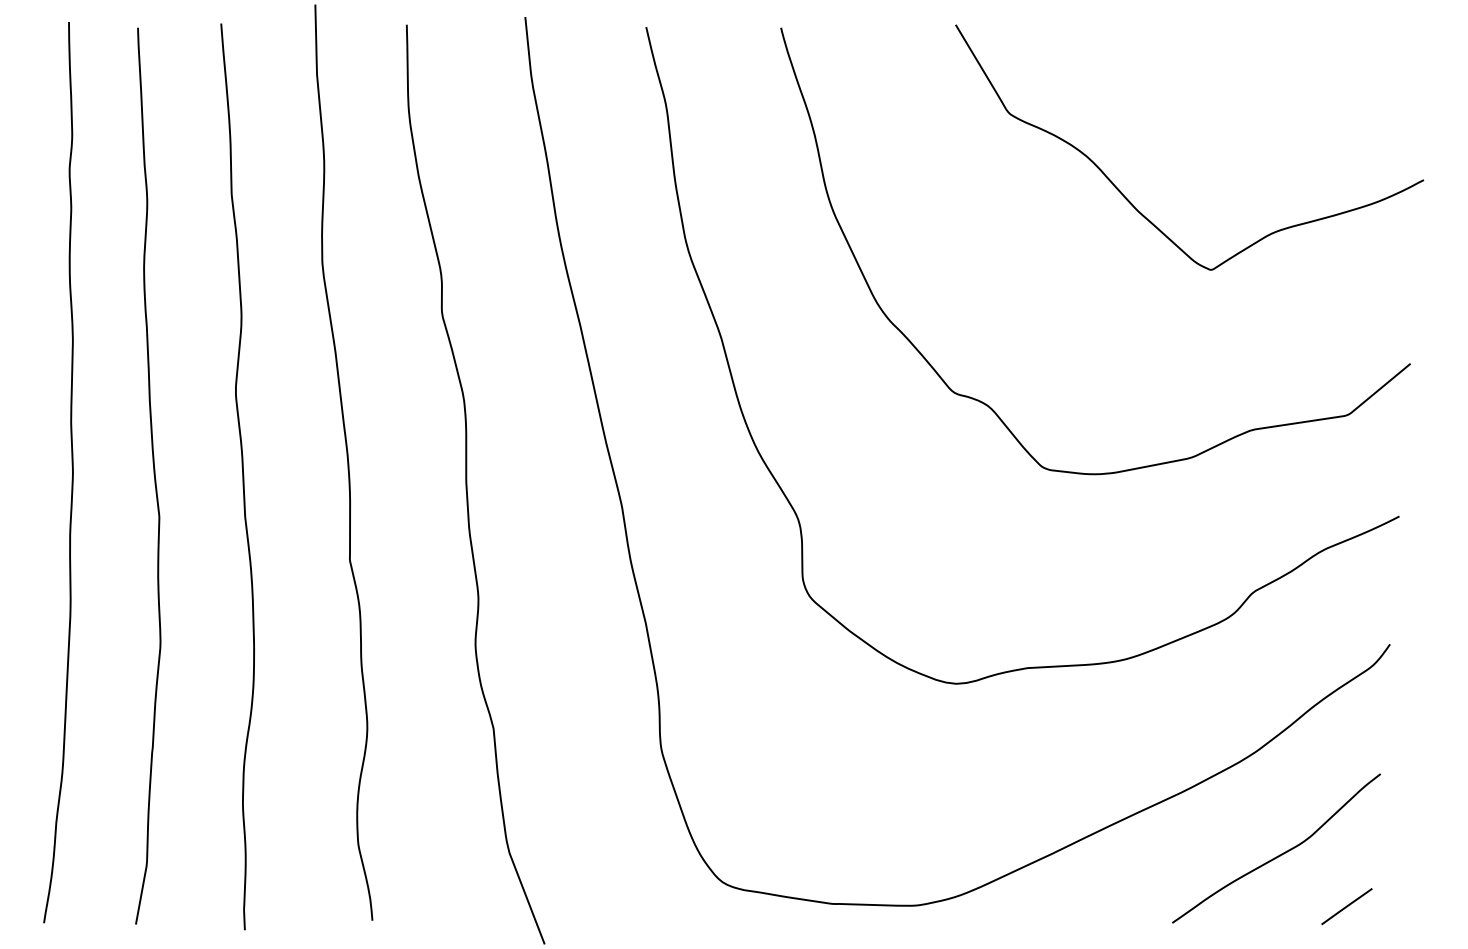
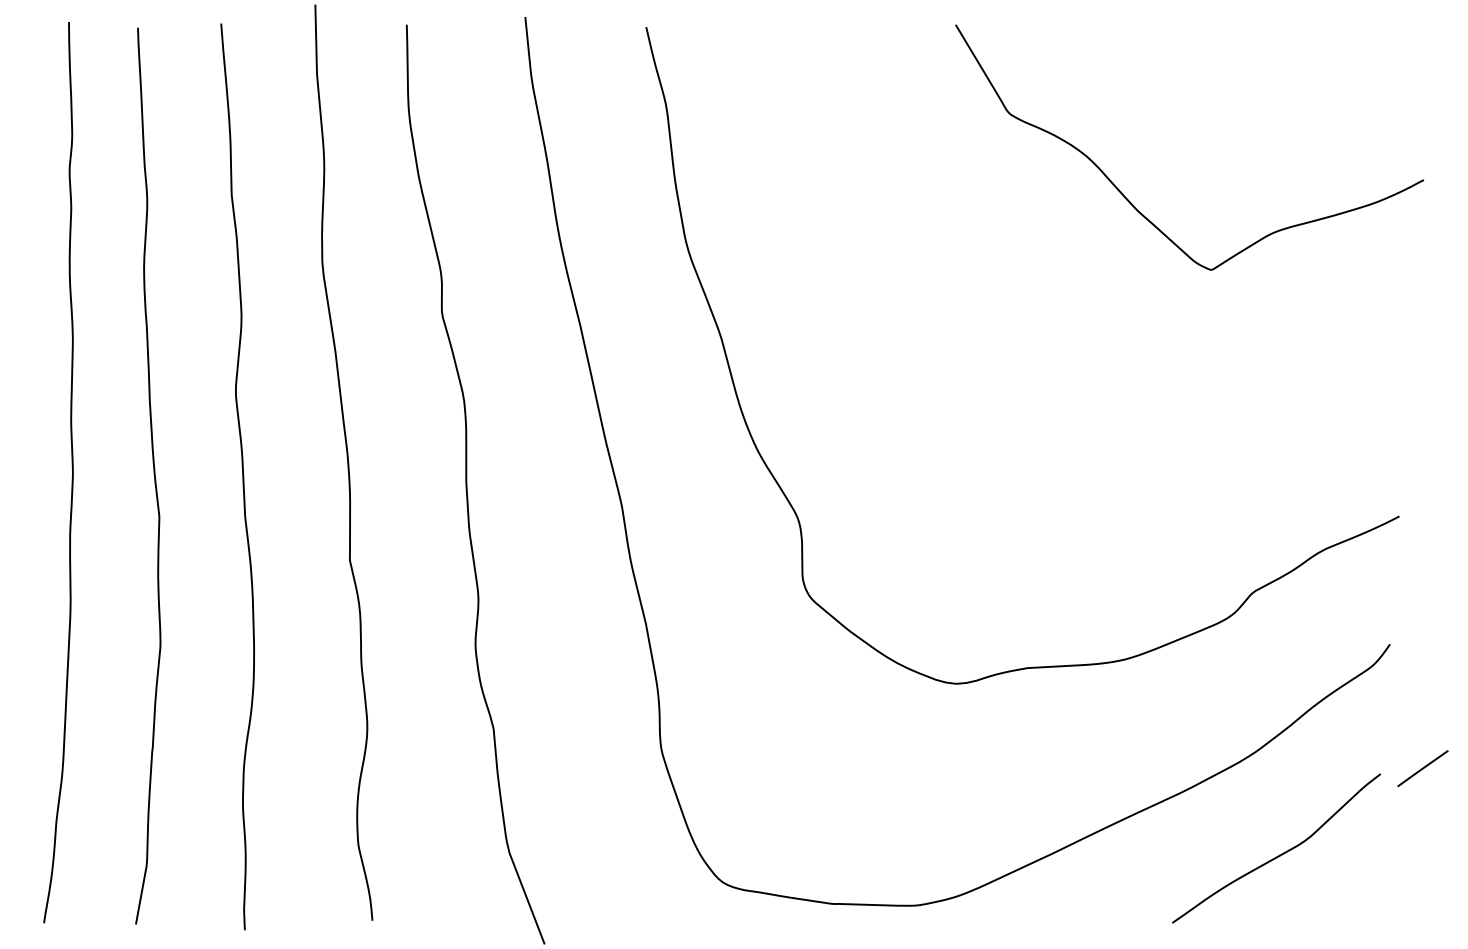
curve: present -> none (986, 403)
line position: (1346, 906) -> (1422, 768) (1422, 768)
